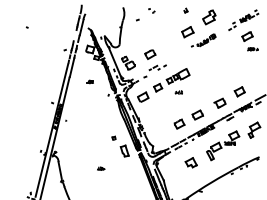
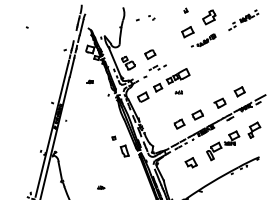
part position: (151, 10) -> (151, 17) (151, 17)
part: present -> none (249, 41)
part position: (101, 168) -> (101, 187) (101, 187)
